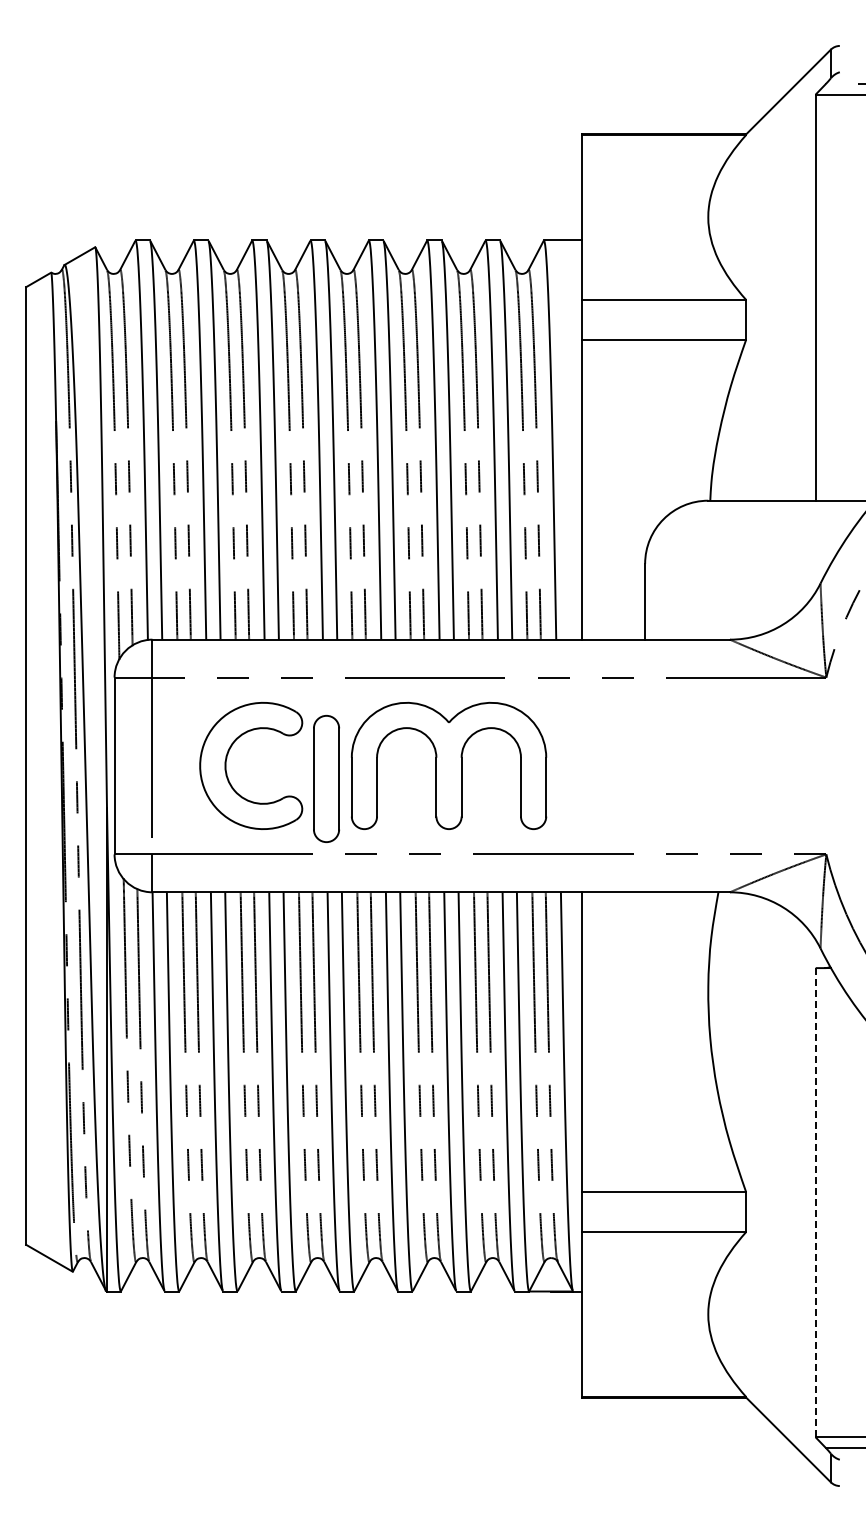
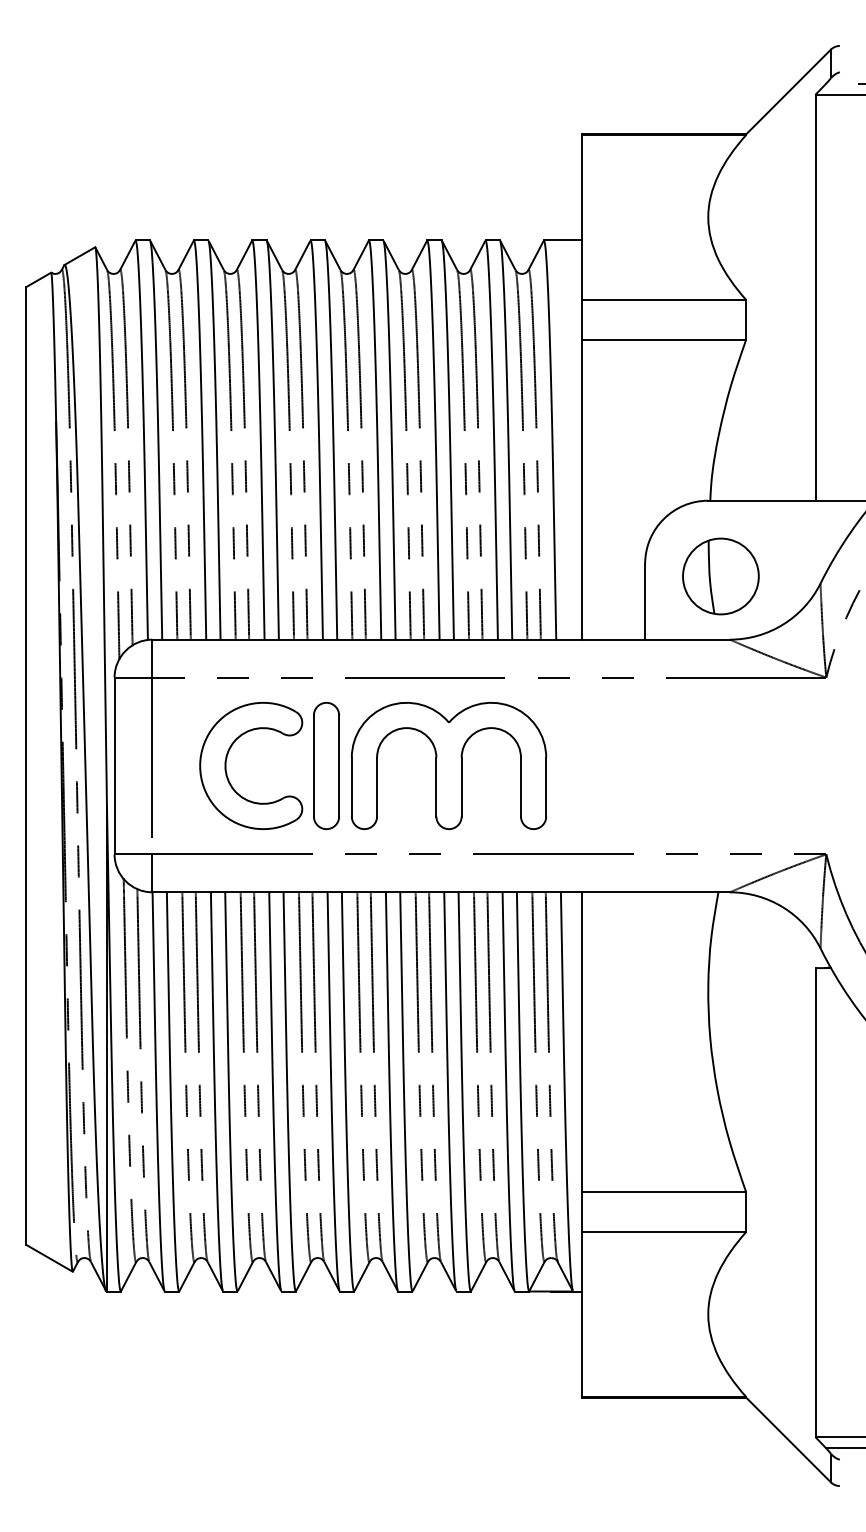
part: none -> present (720, 576)
part position: (326, 778) -> (326, 765) (326, 765)
line: dashed -> solid (815, 1202)
